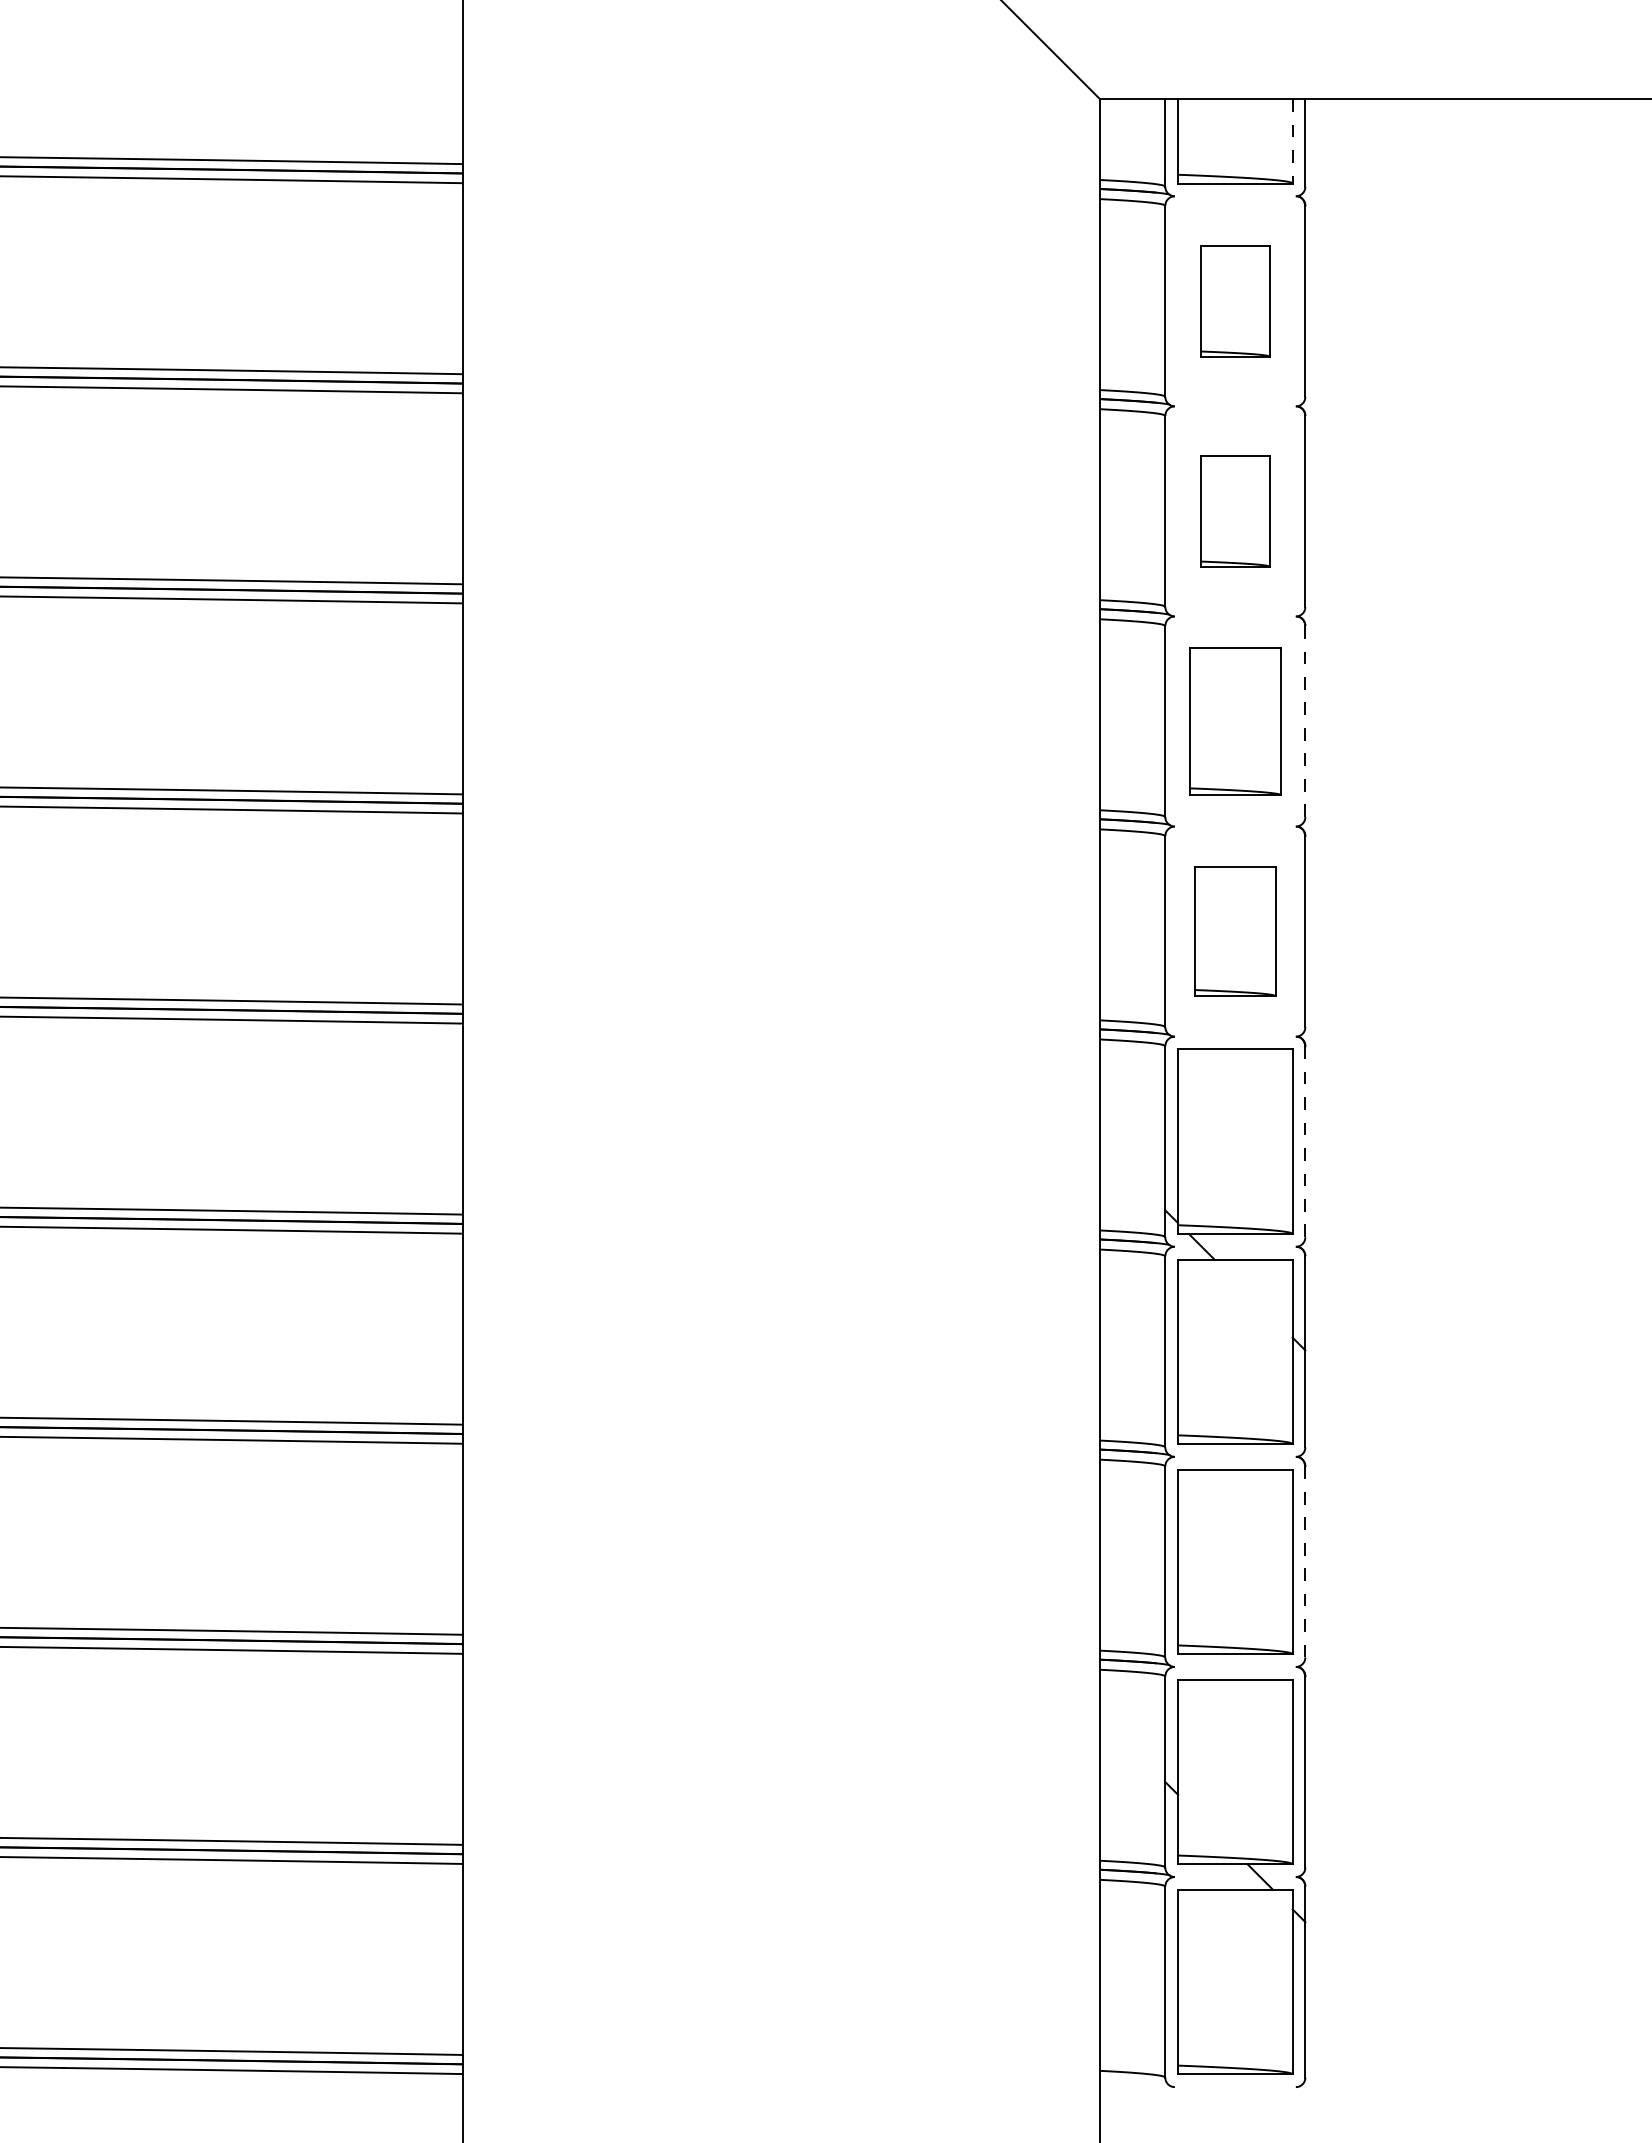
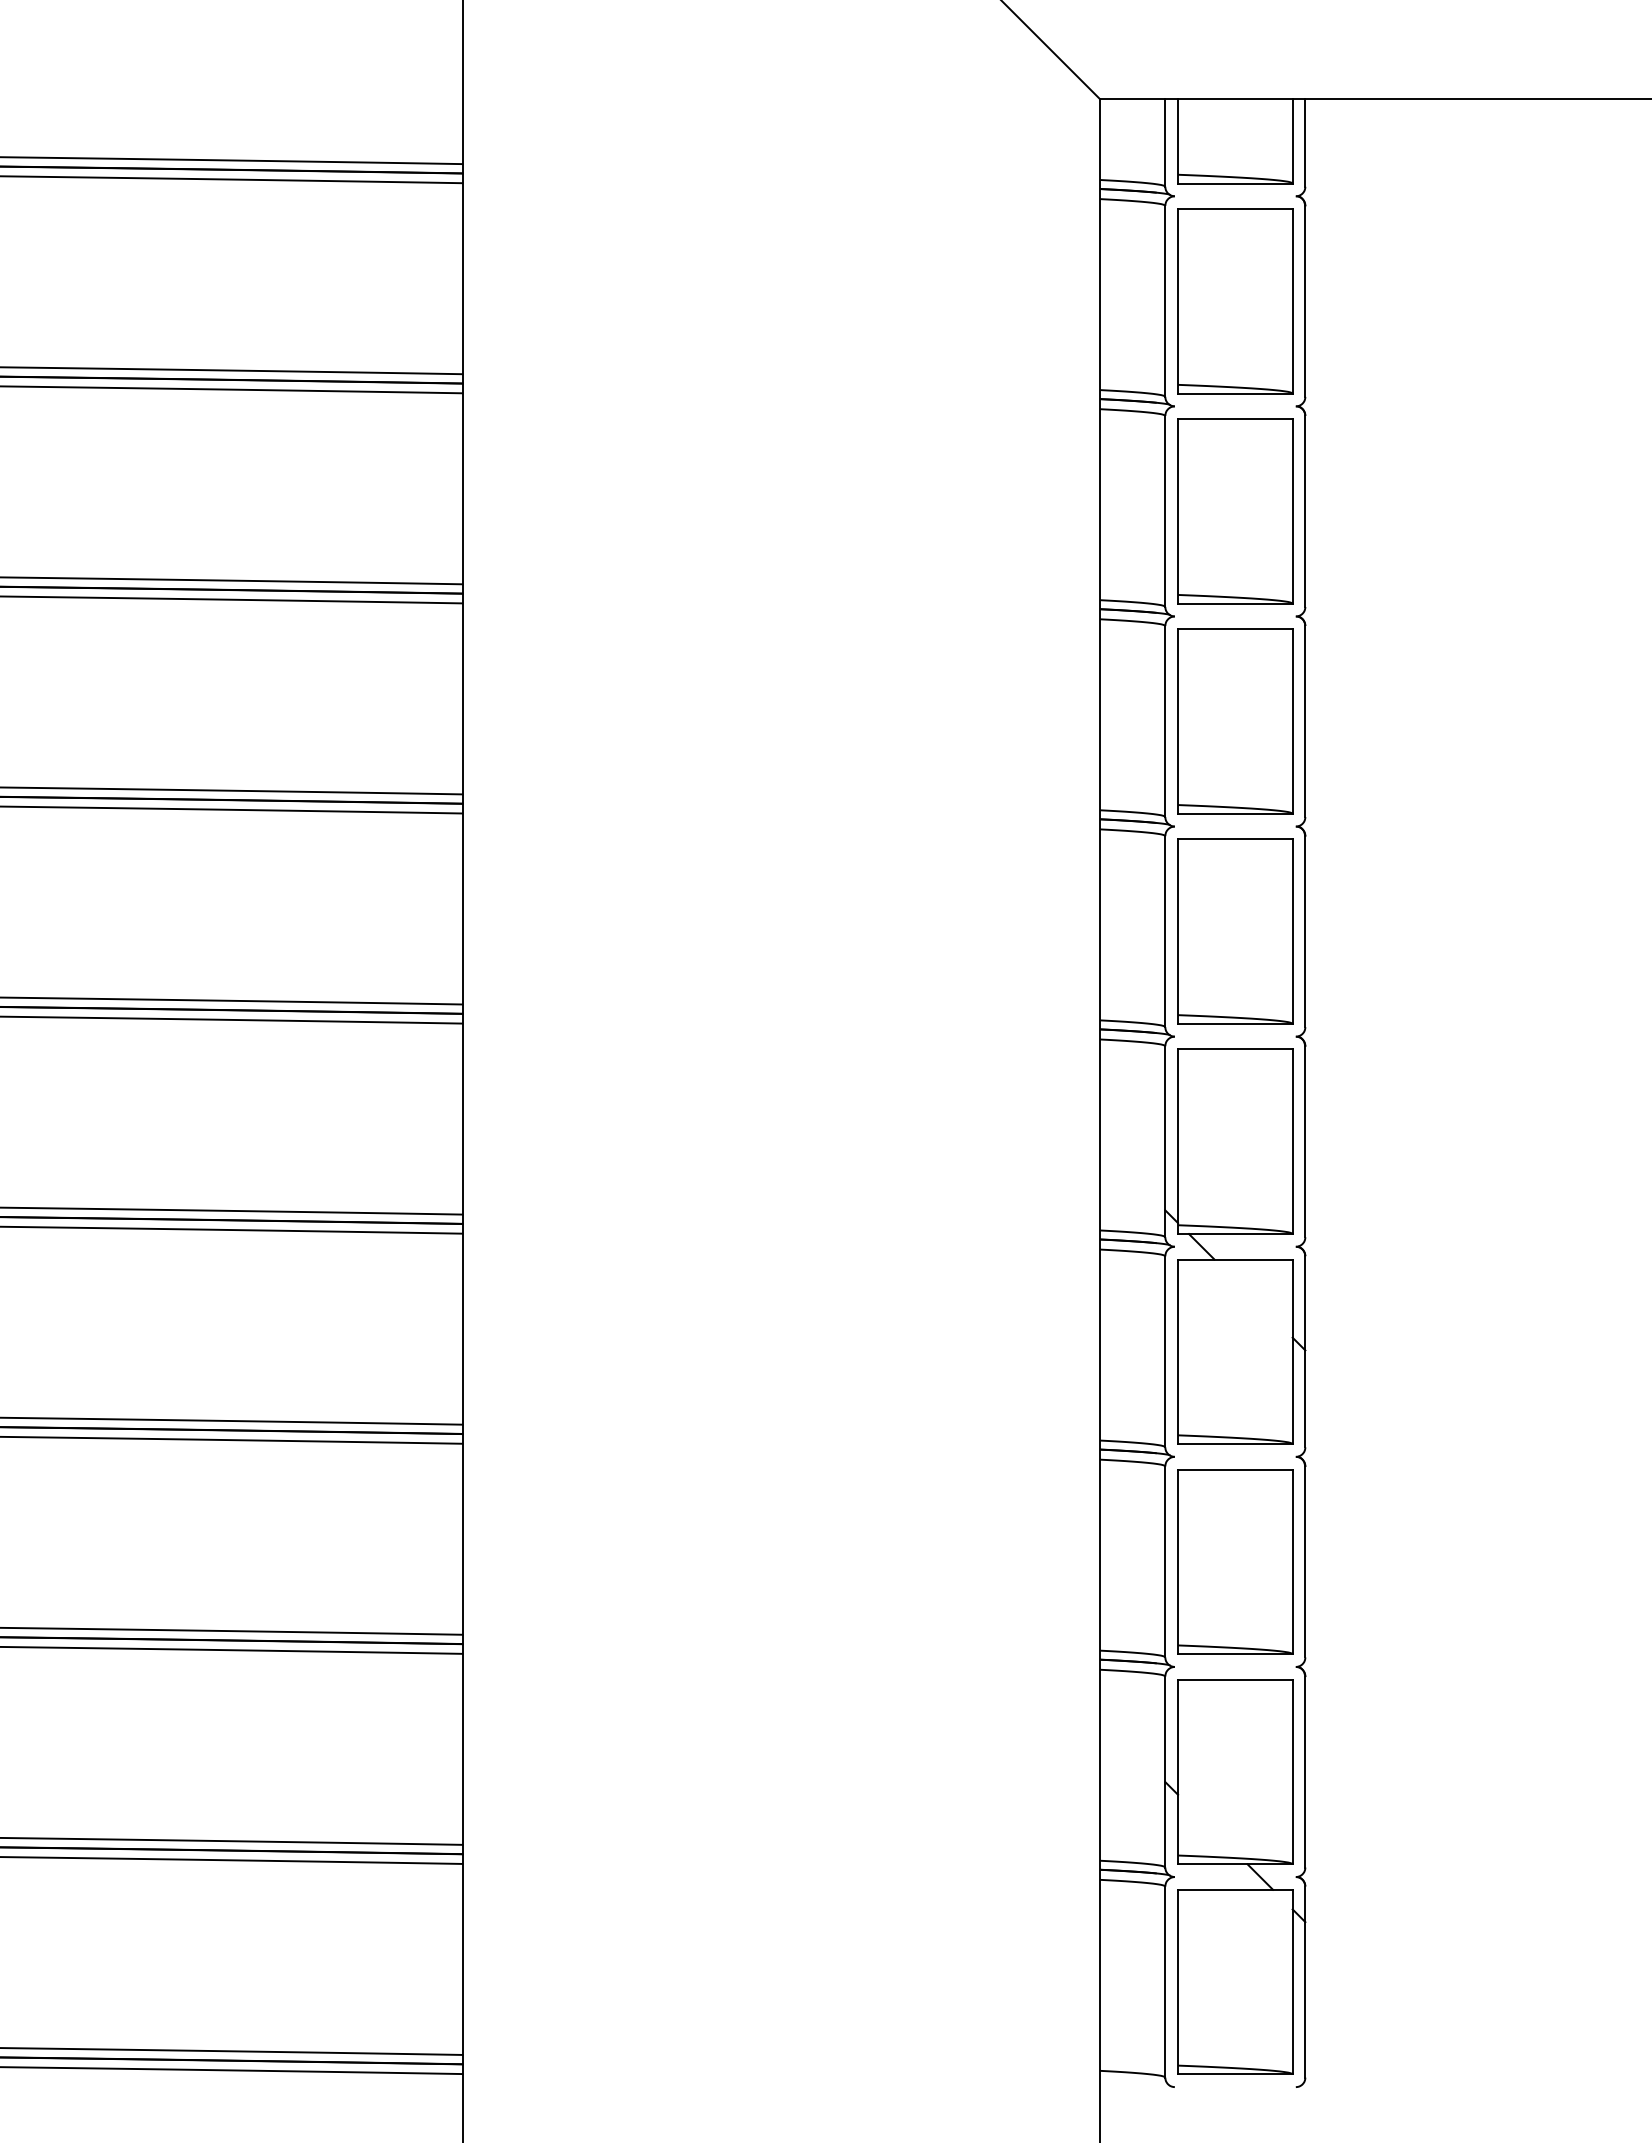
line: dashed -> solid (1292, 141)
part size: 71x113 px -> 117x187 px (1235, 301)
part size: 71x113 px -> 117x187 px (1235, 511)
part size: 93x149 px -> 117x187 px (1235, 721)
line: dashed -> solid (1305, 722)
part size: 83x131 px -> 117x187 px (1235, 931)
line: dashed -> solid (1305, 1142)
line: dashed -> solid (1305, 1562)
